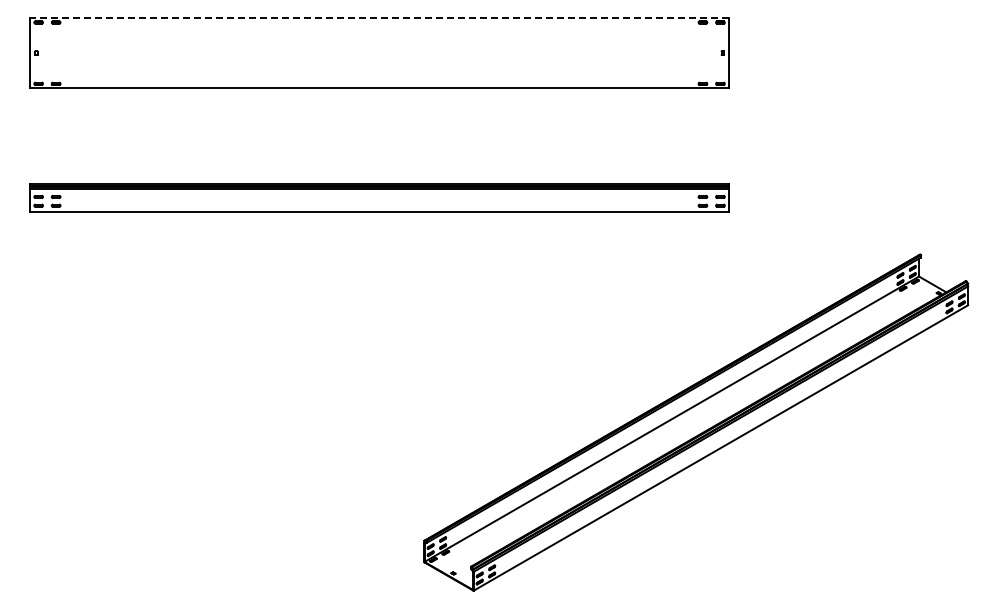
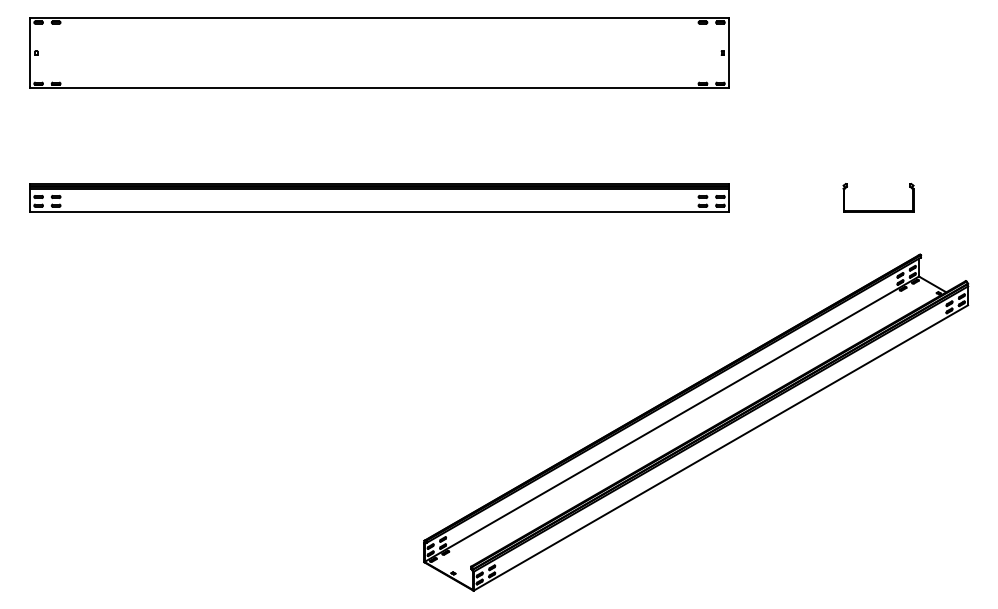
line: dashed -> solid (379, 18)
part: none -> present (878, 210)
